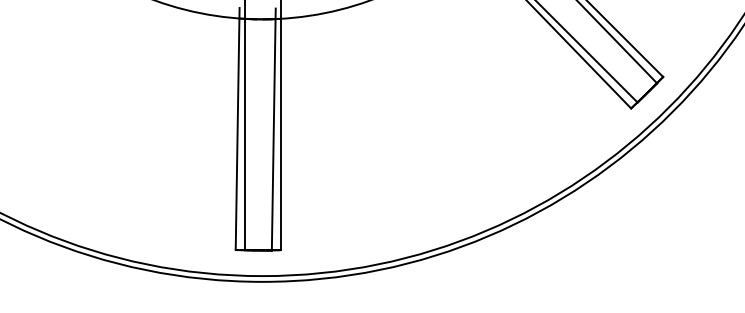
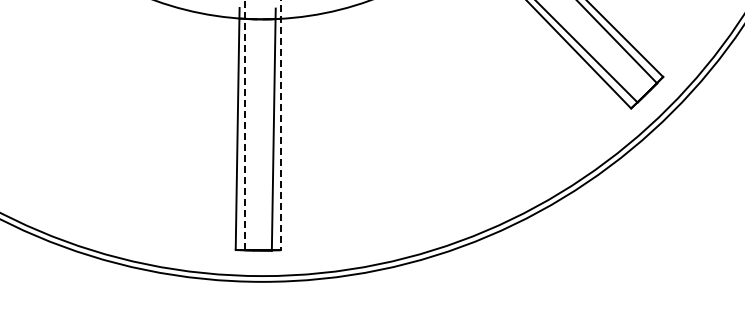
line: solid -> dashed (244, 125)
line: solid -> dashed (280, 125)
